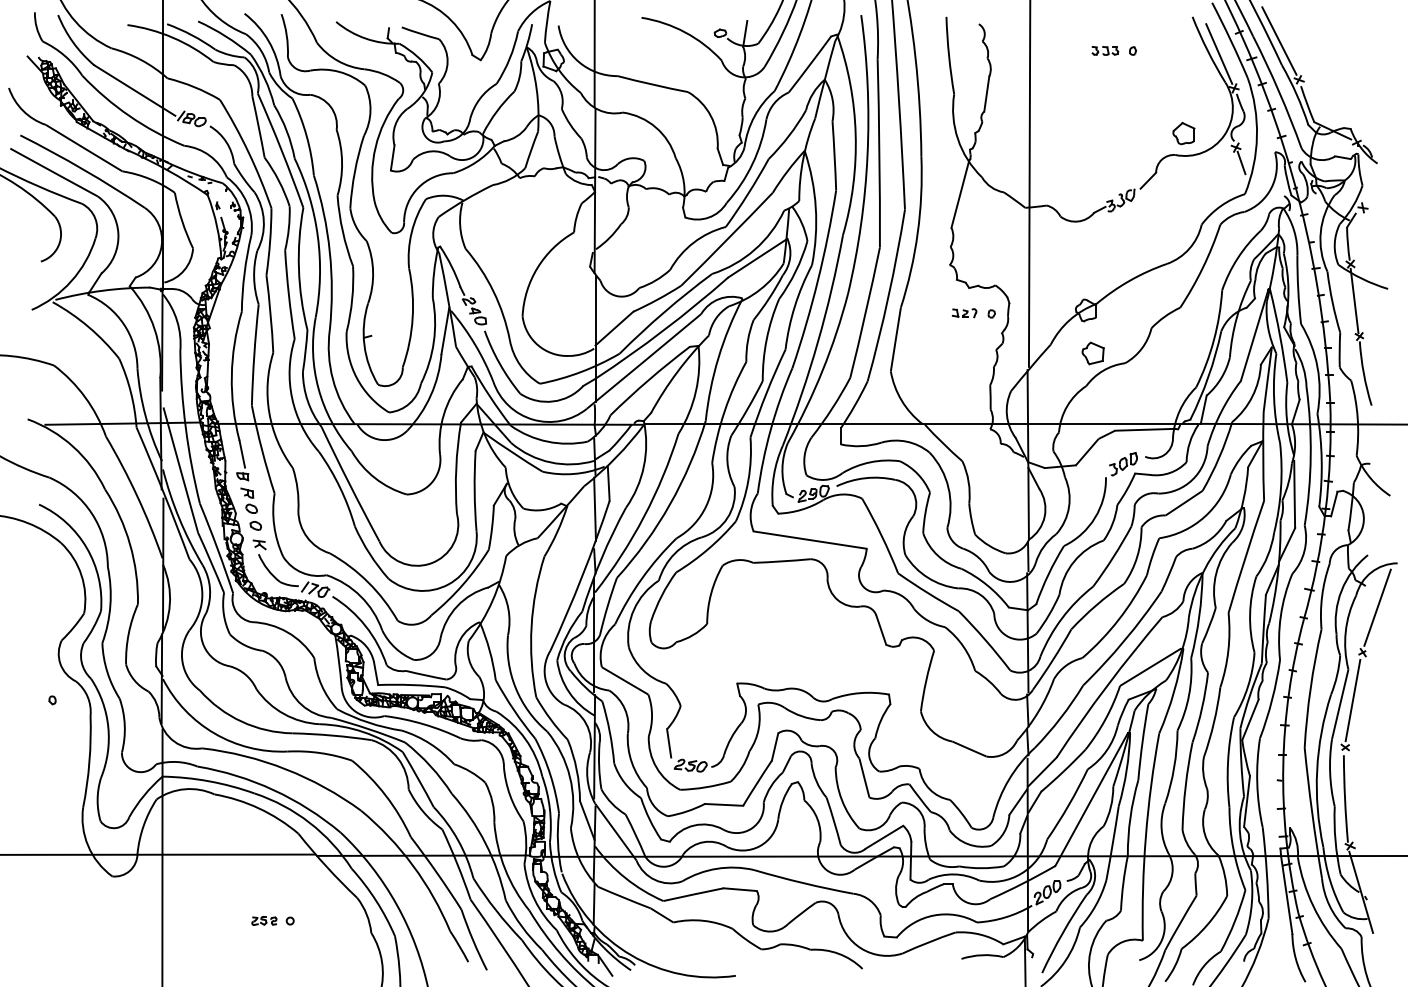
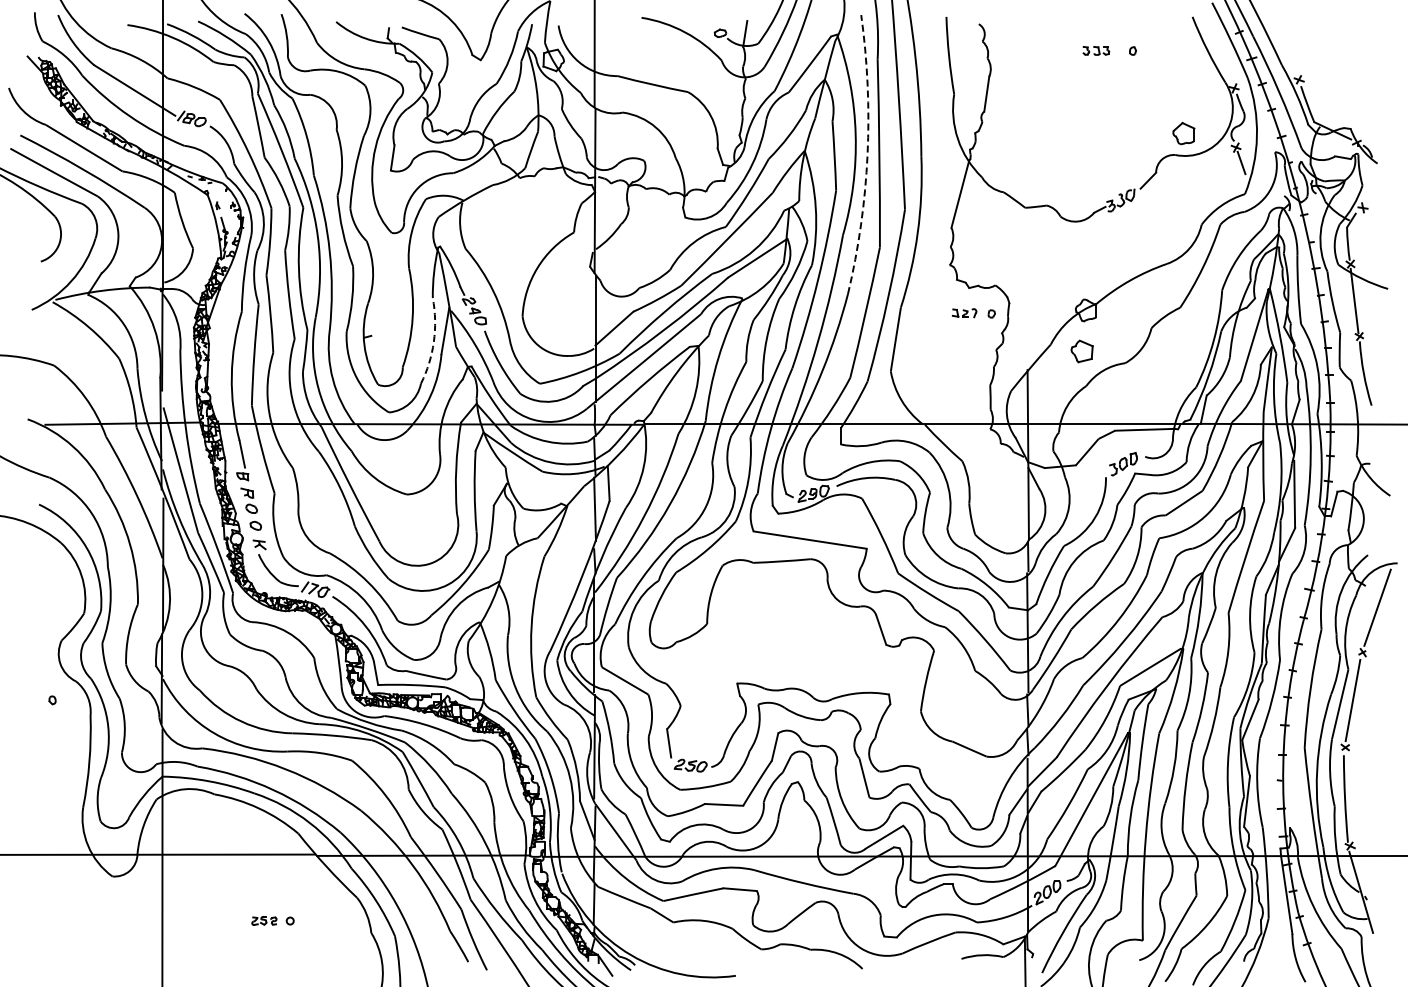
line: present -> none (1279, 40)
part position: (1105, 50) -> (1096, 50) (1096, 50)
line: present -> none (1219, 53)
arc: solid -> dashed (867, 155)
line: present -> none (1029, 184)
arc: solid -> dashed (433, 341)
part position: (1092, 353) -> (1081, 351) (1081, 351)
